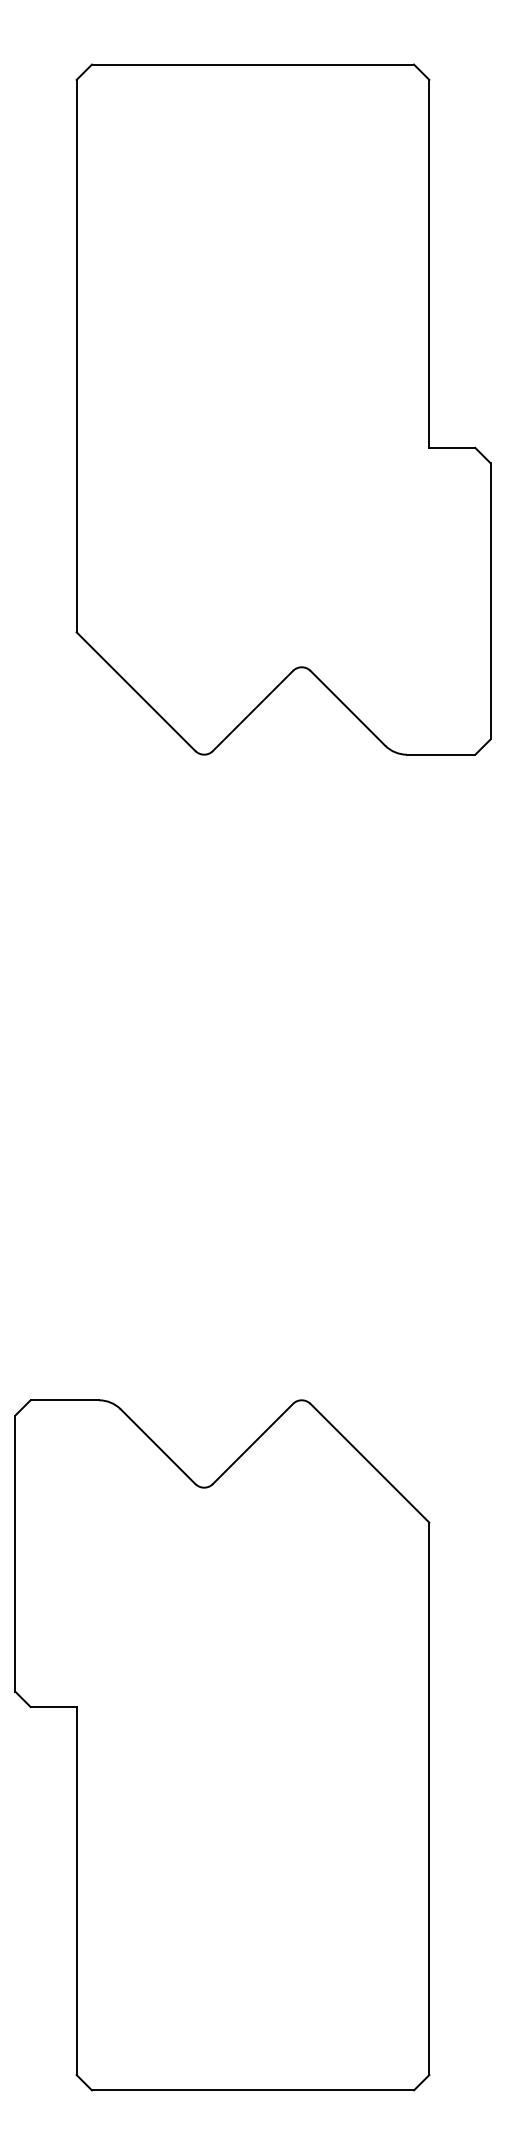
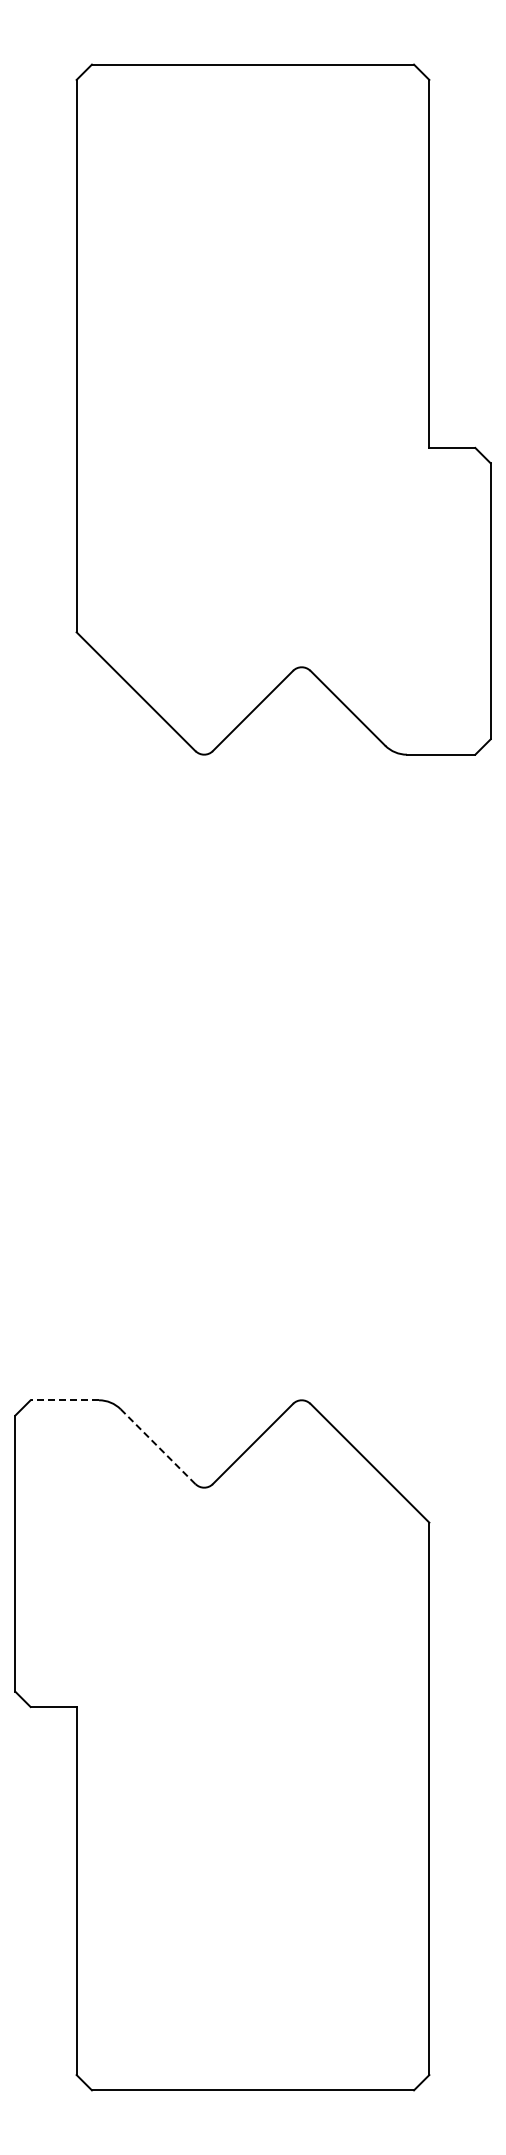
line: solid -> dashed (64, 1400)
line: solid -> dashed (158, 1446)
